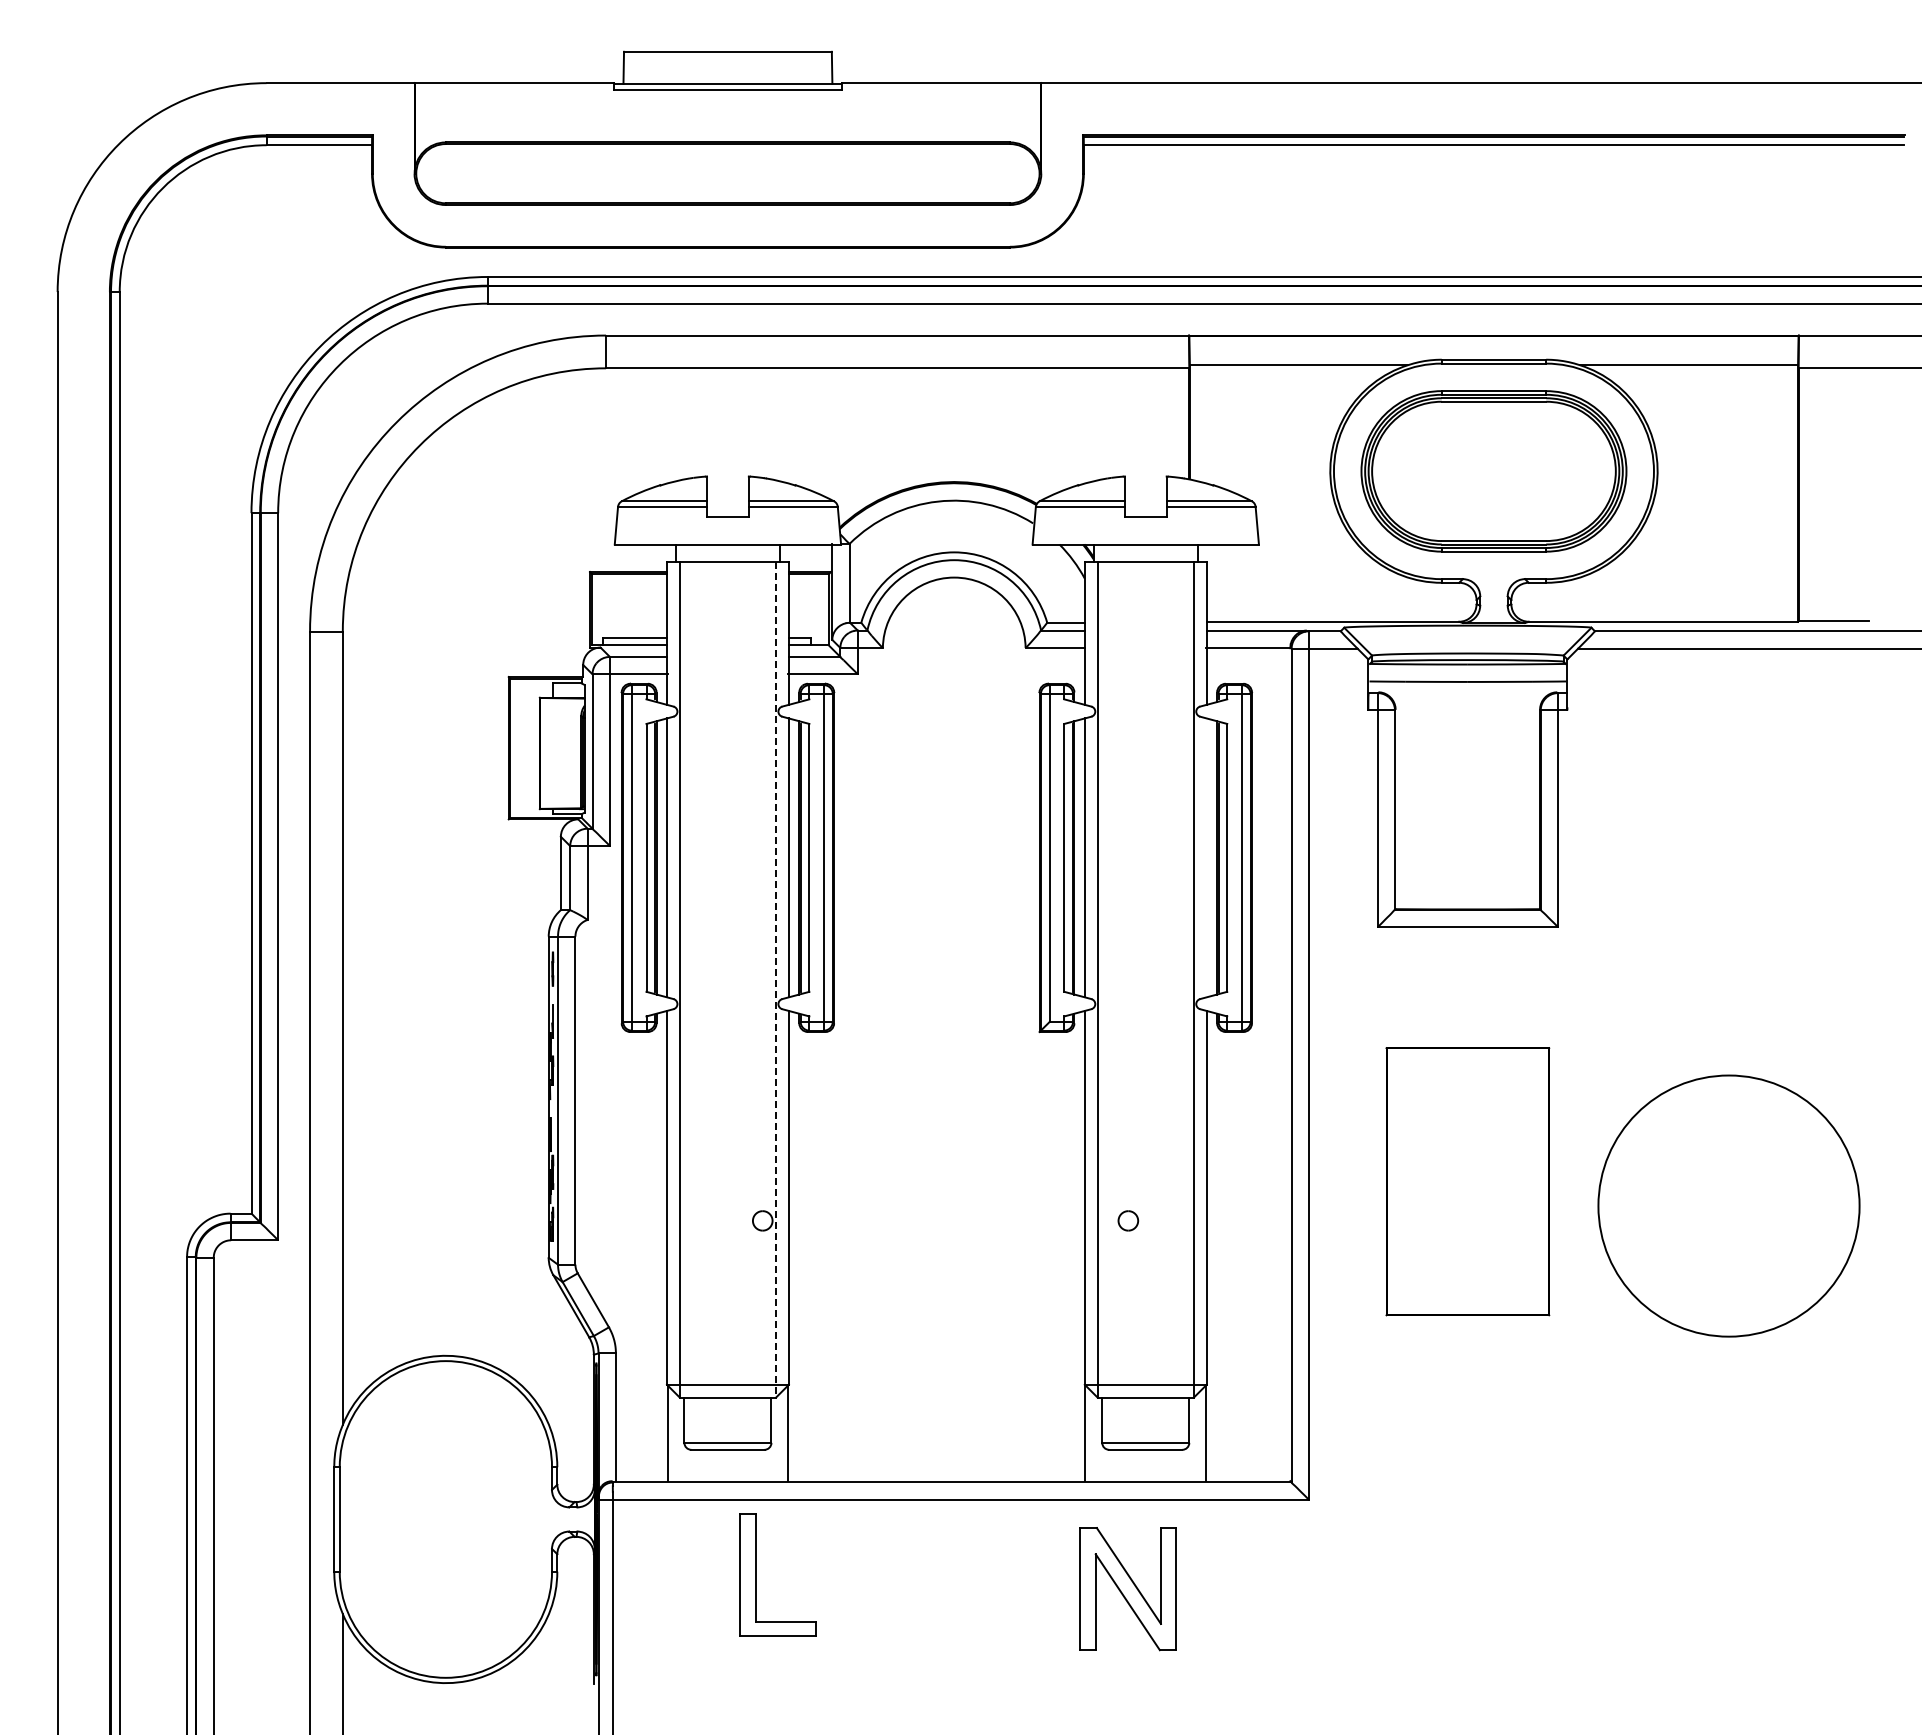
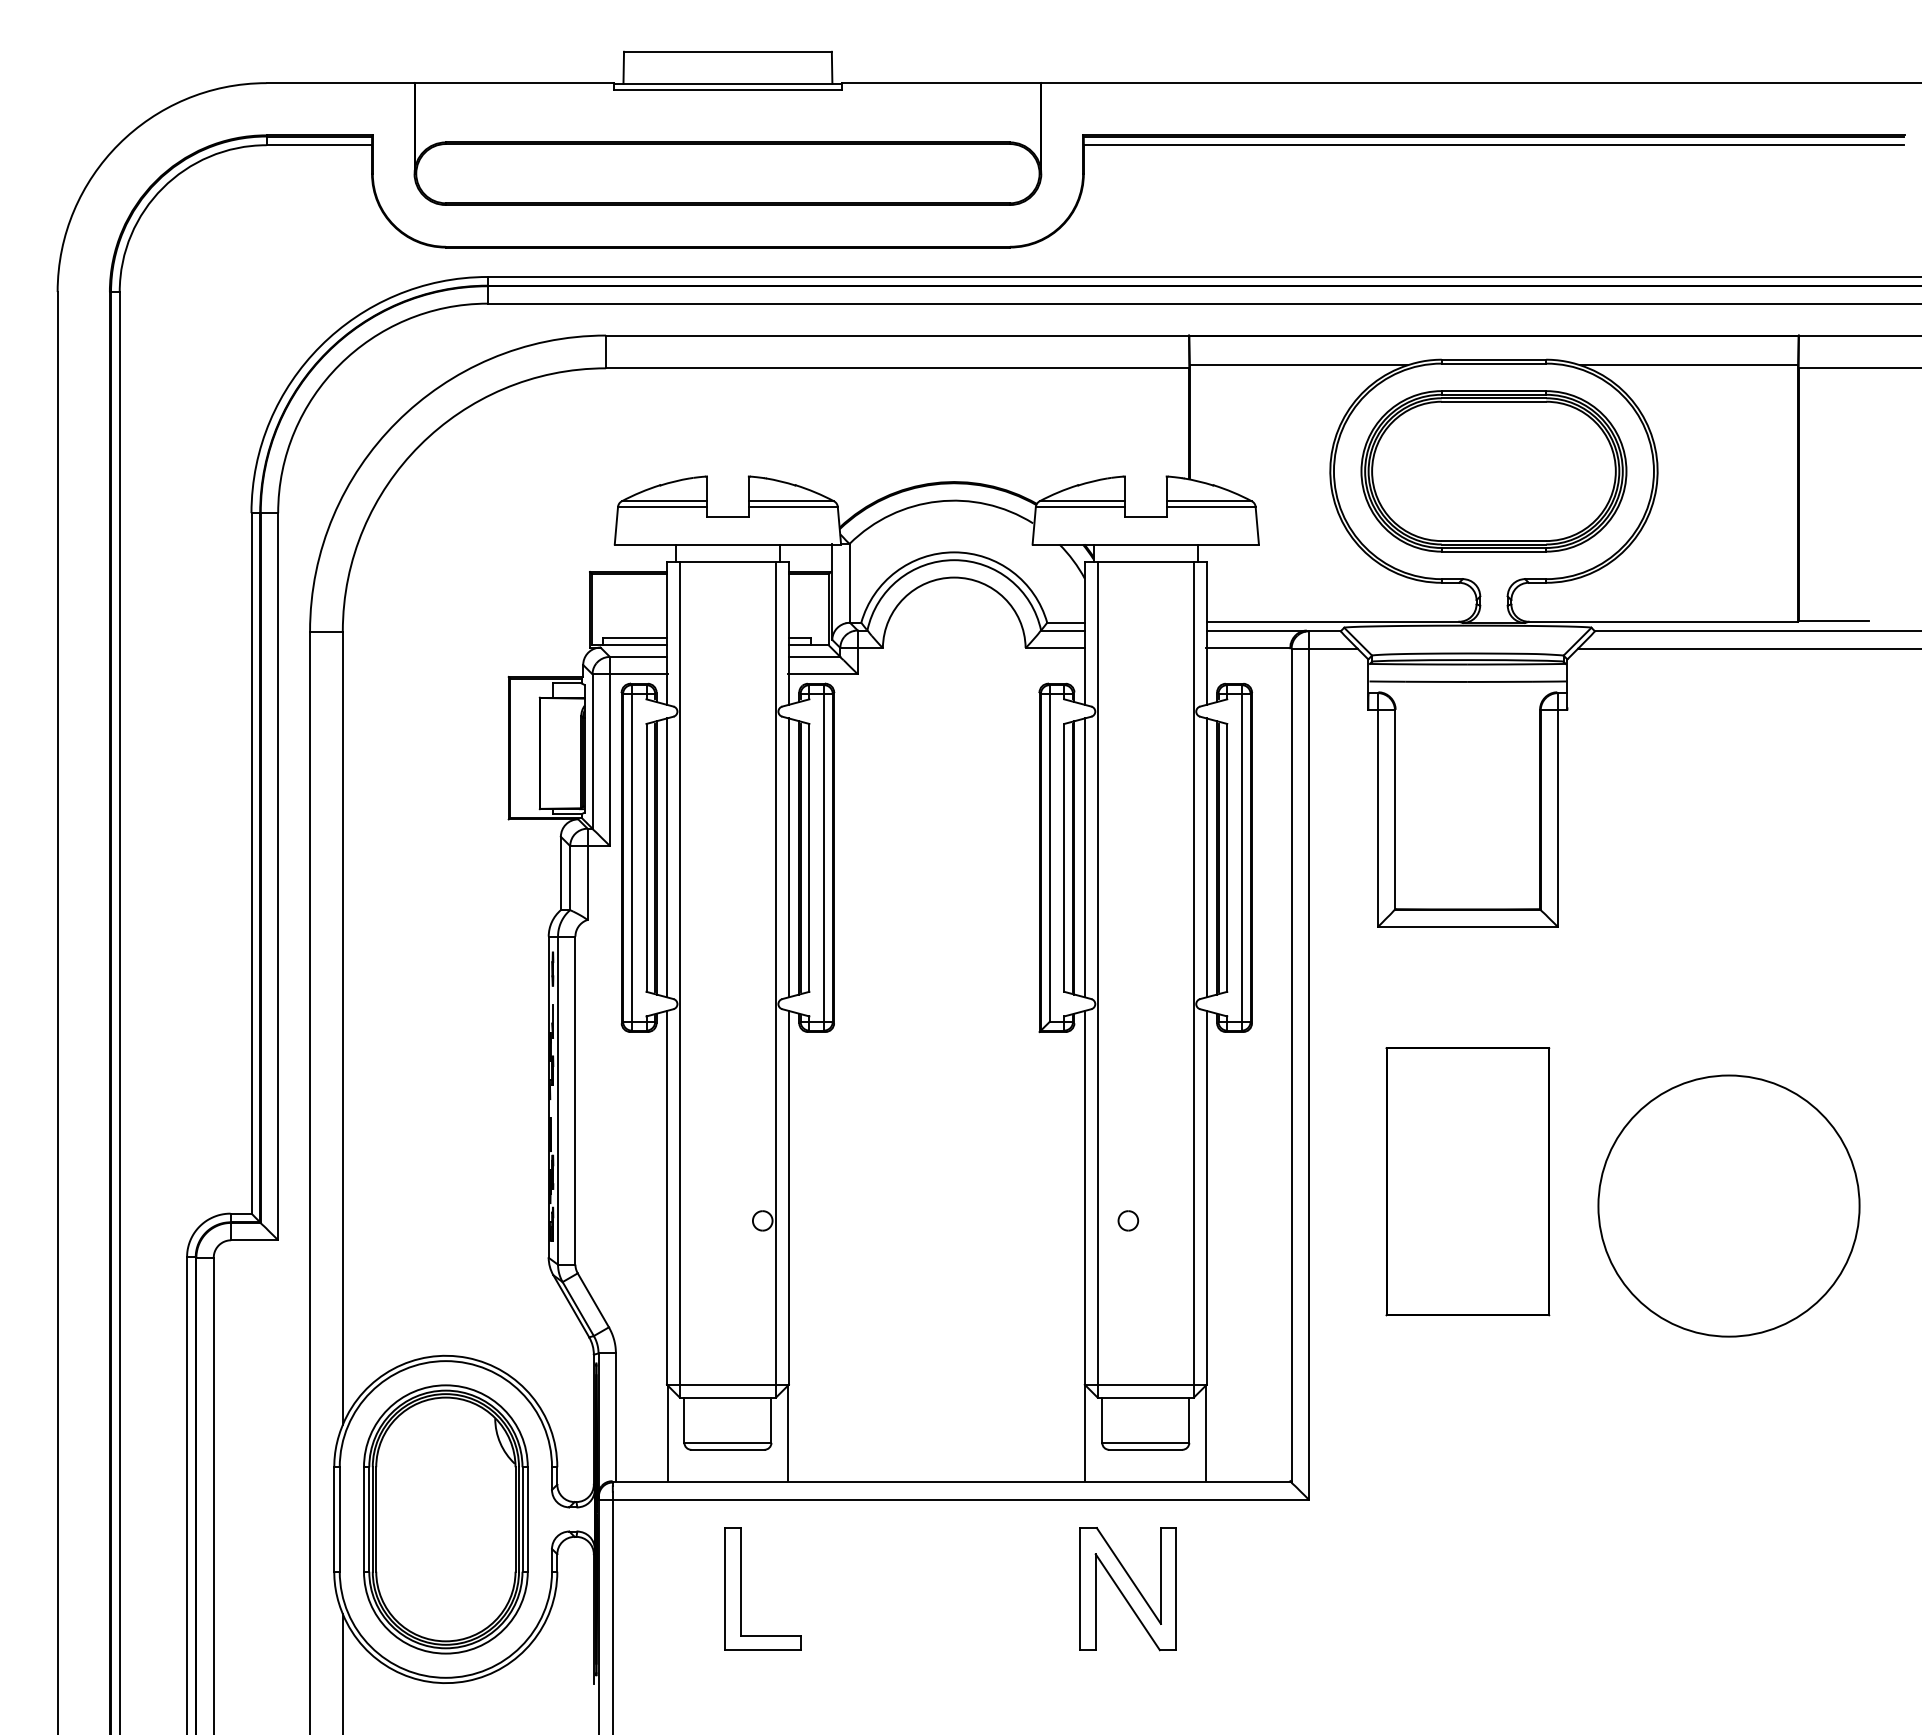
line: none -> present (1206, 857)
line: dashed -> solid (776, 979)
part: none -> present (445, 1519)
part position: (756, 1574) -> (741, 1588) (741, 1588)
